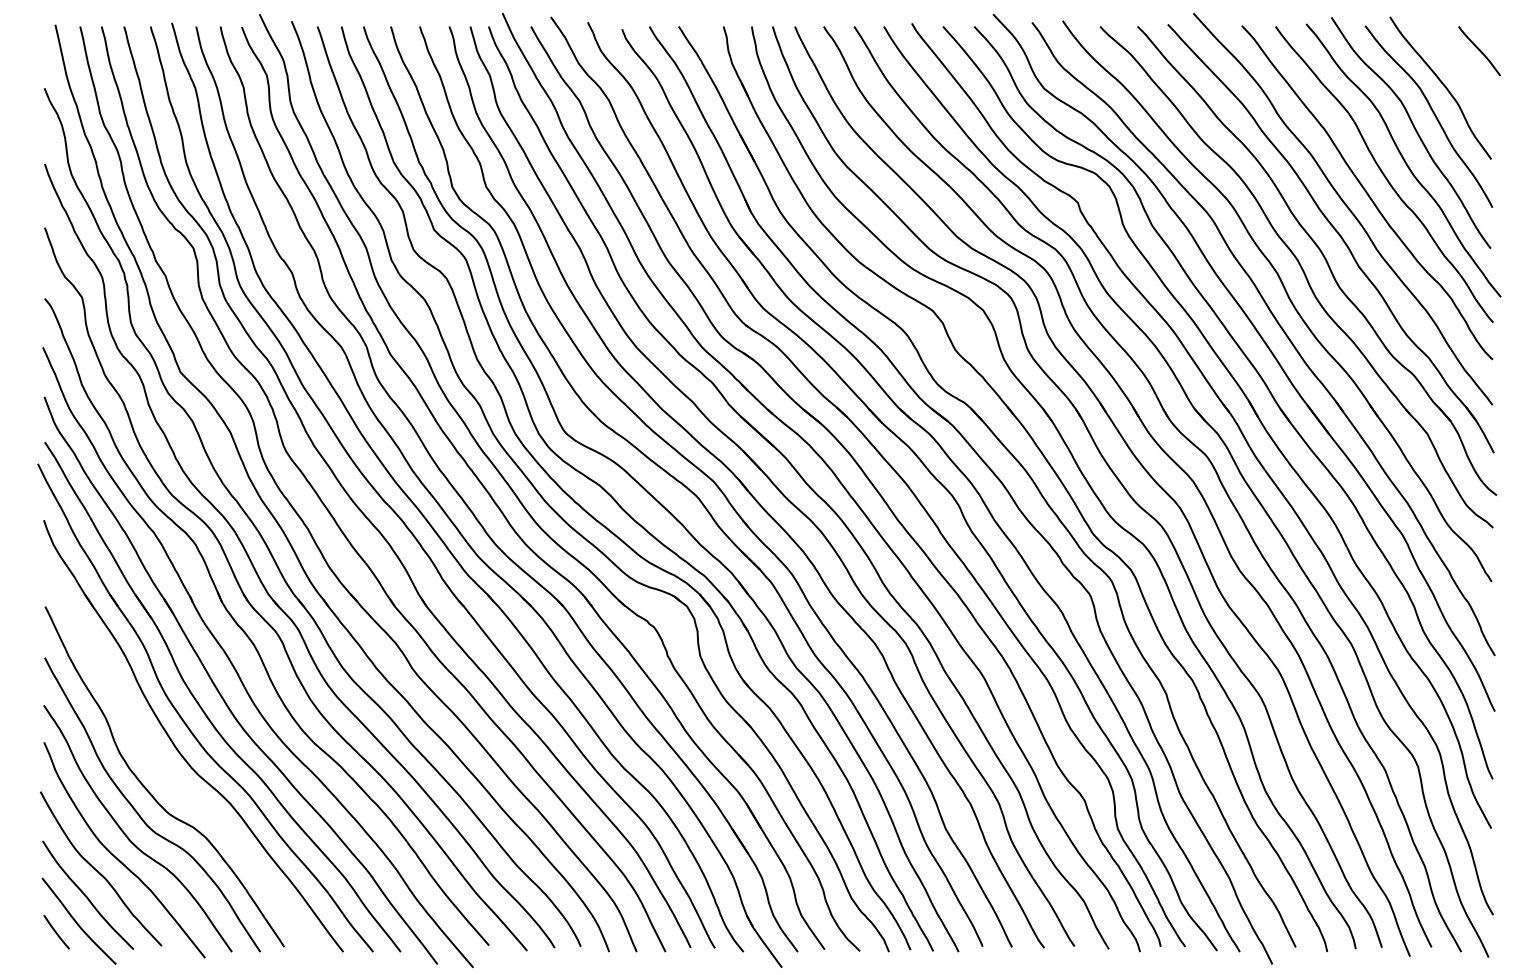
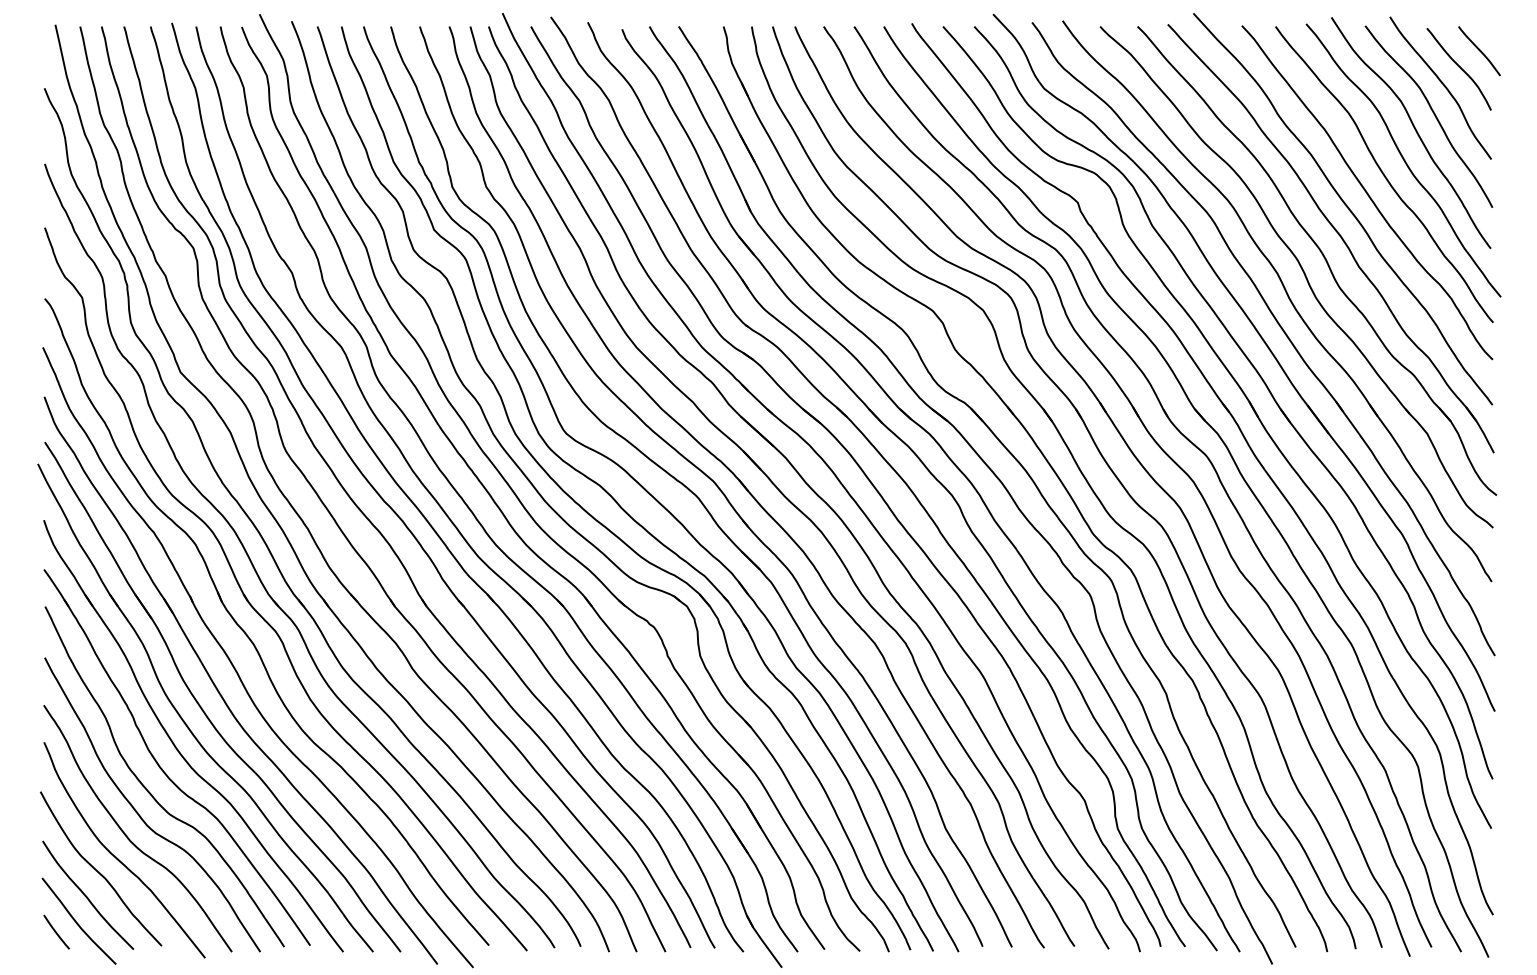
curve: none -> present (1459, 68)
part: none -> present (163, 769)
